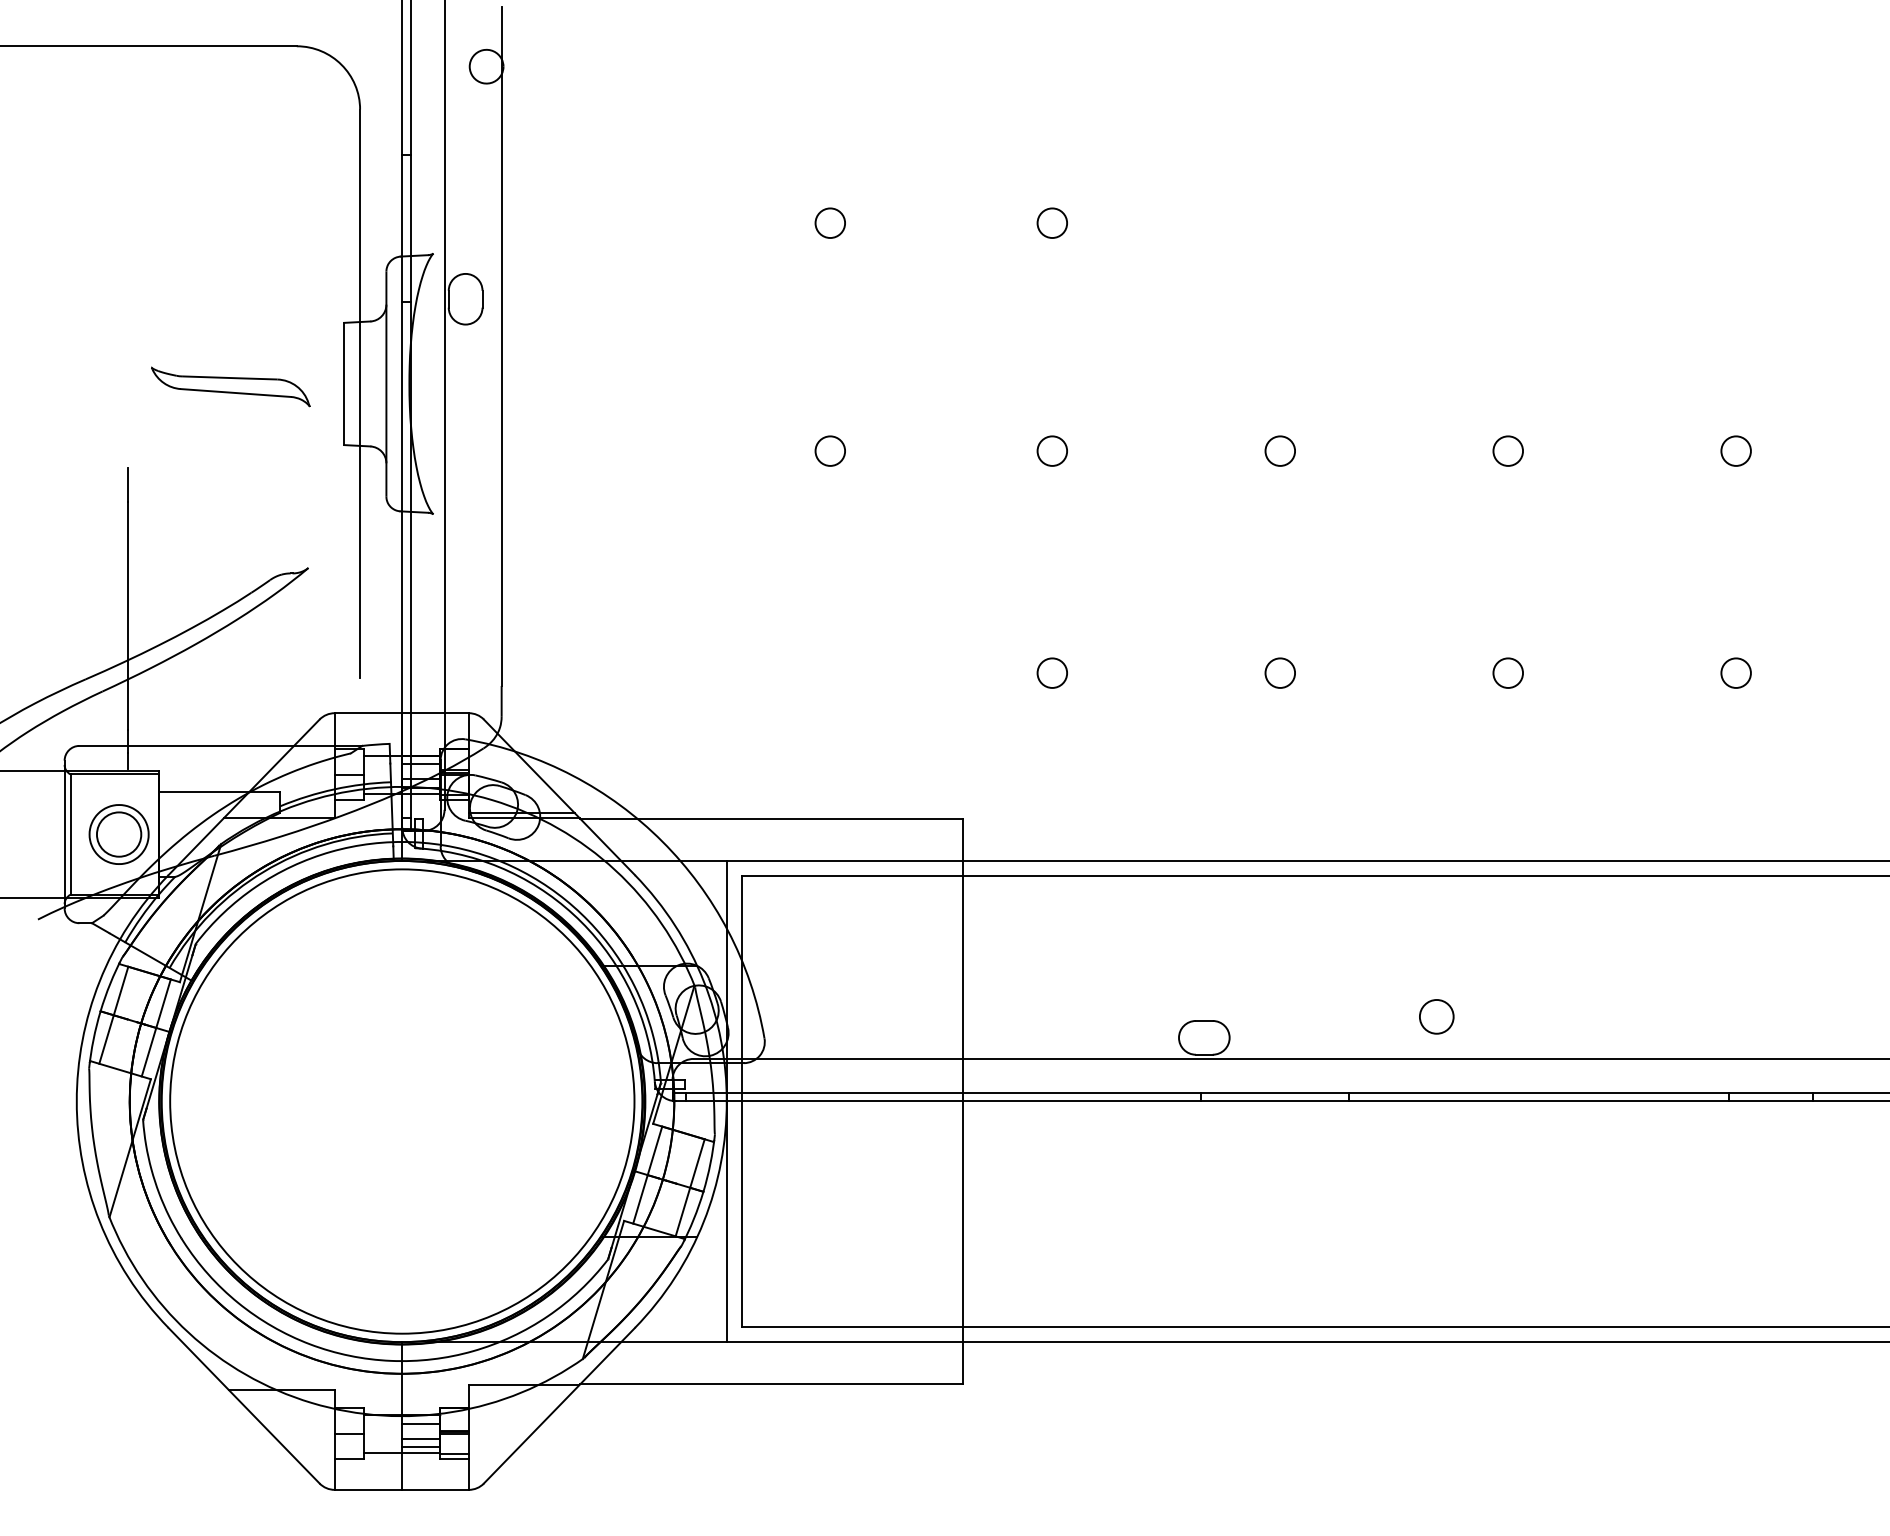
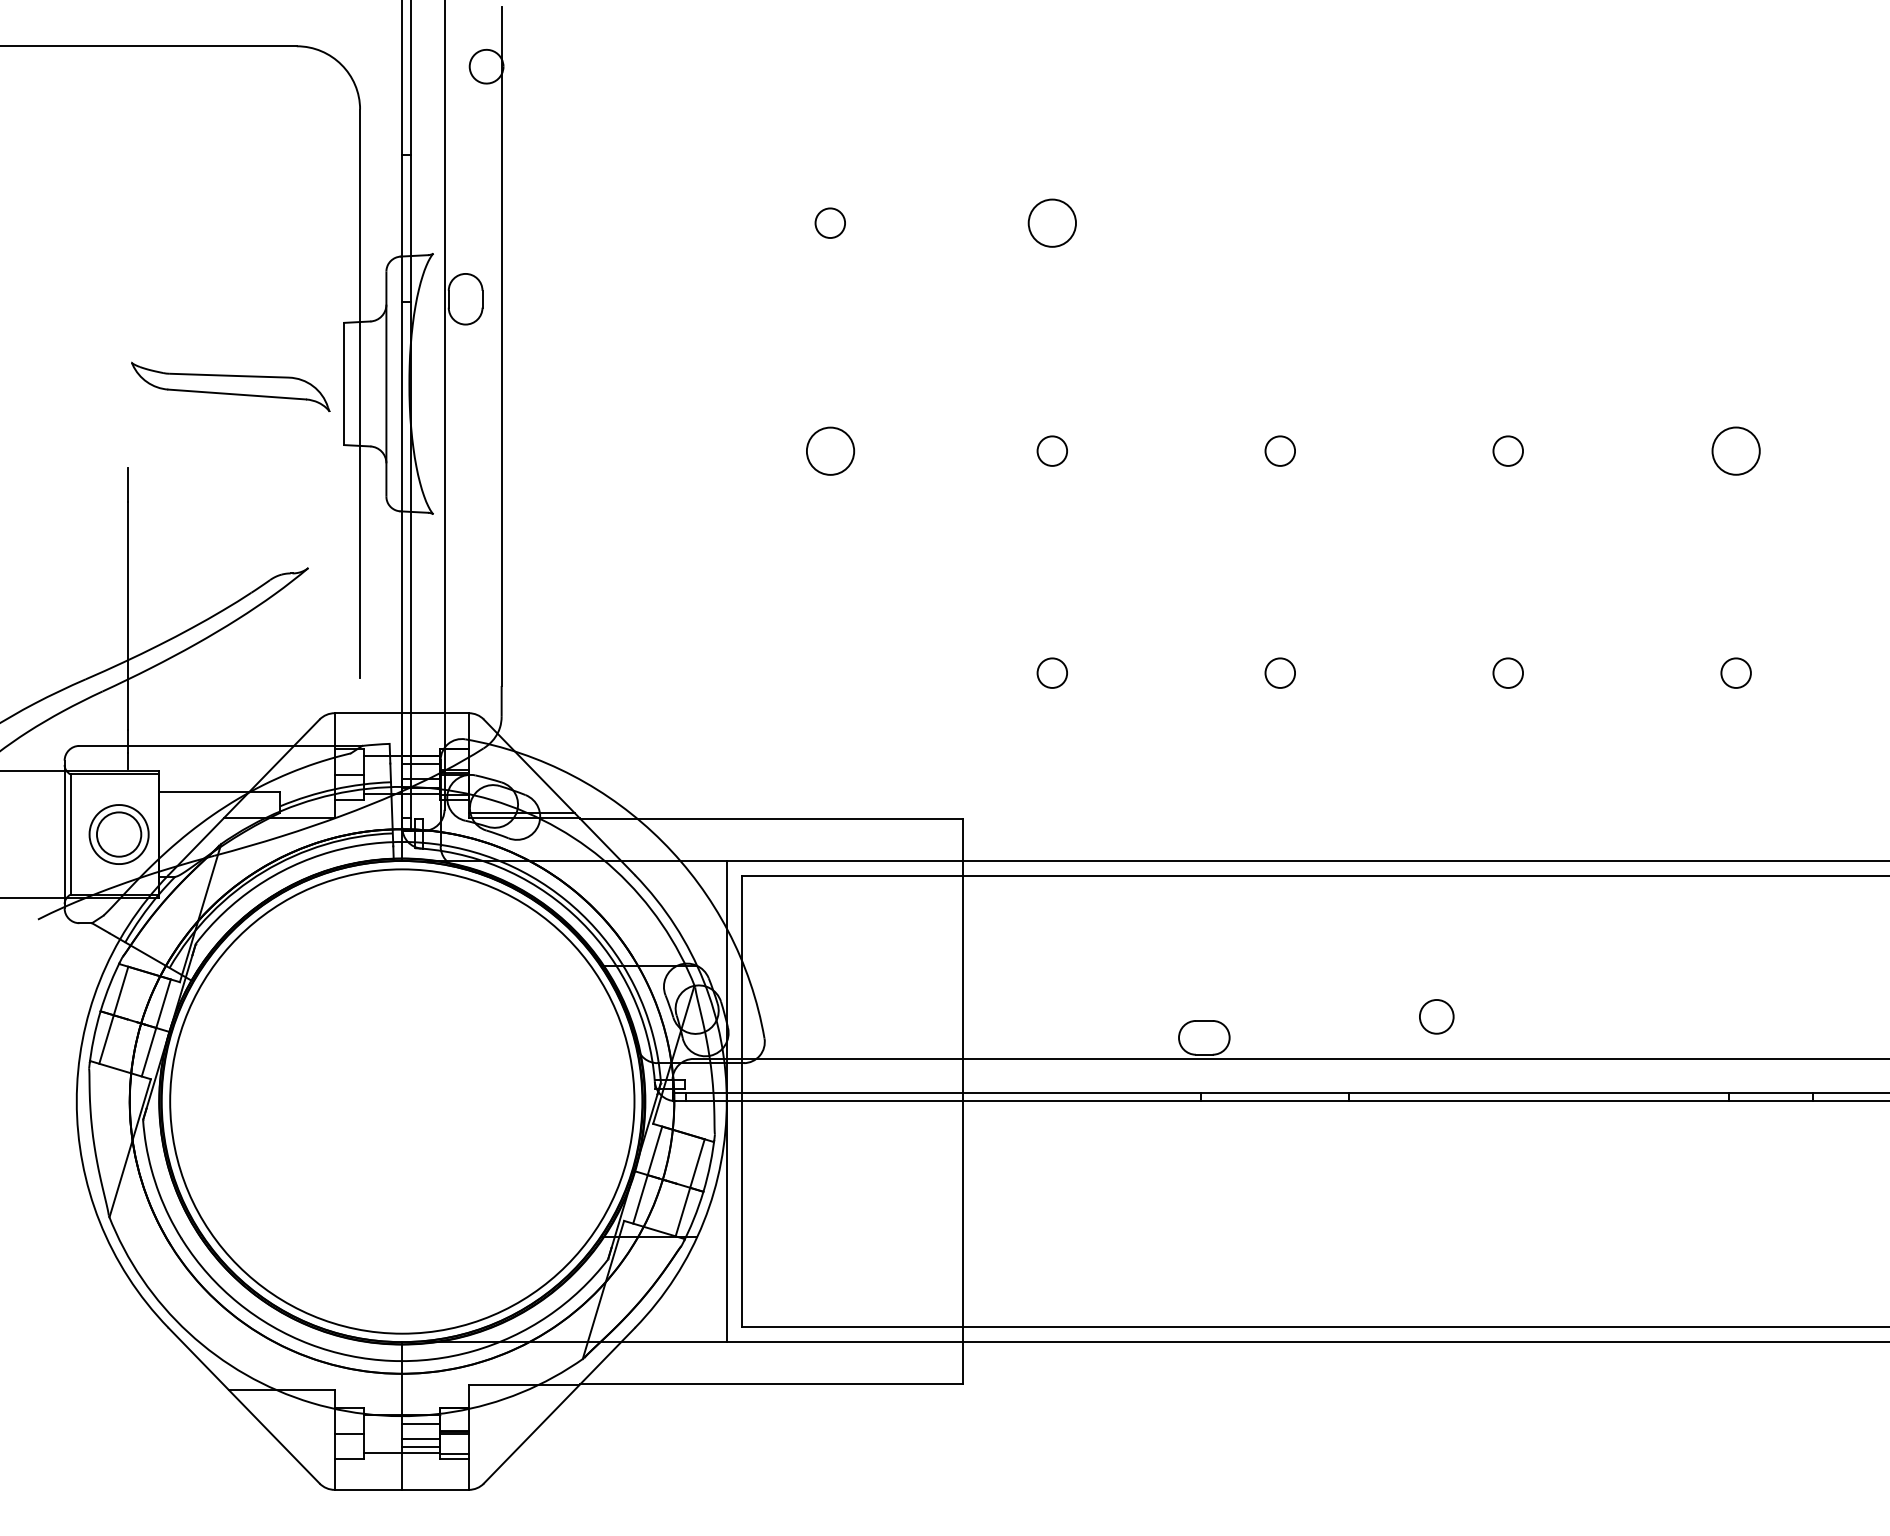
circle diameter: 30 px -> 47 px (1052, 222)
part size: 160x42 px -> 200x51 px (230, 386)
circle size: 32x32 px -> 50x50 px (830, 450)
circle diameter: 30 px -> 47 px (1735, 450)
